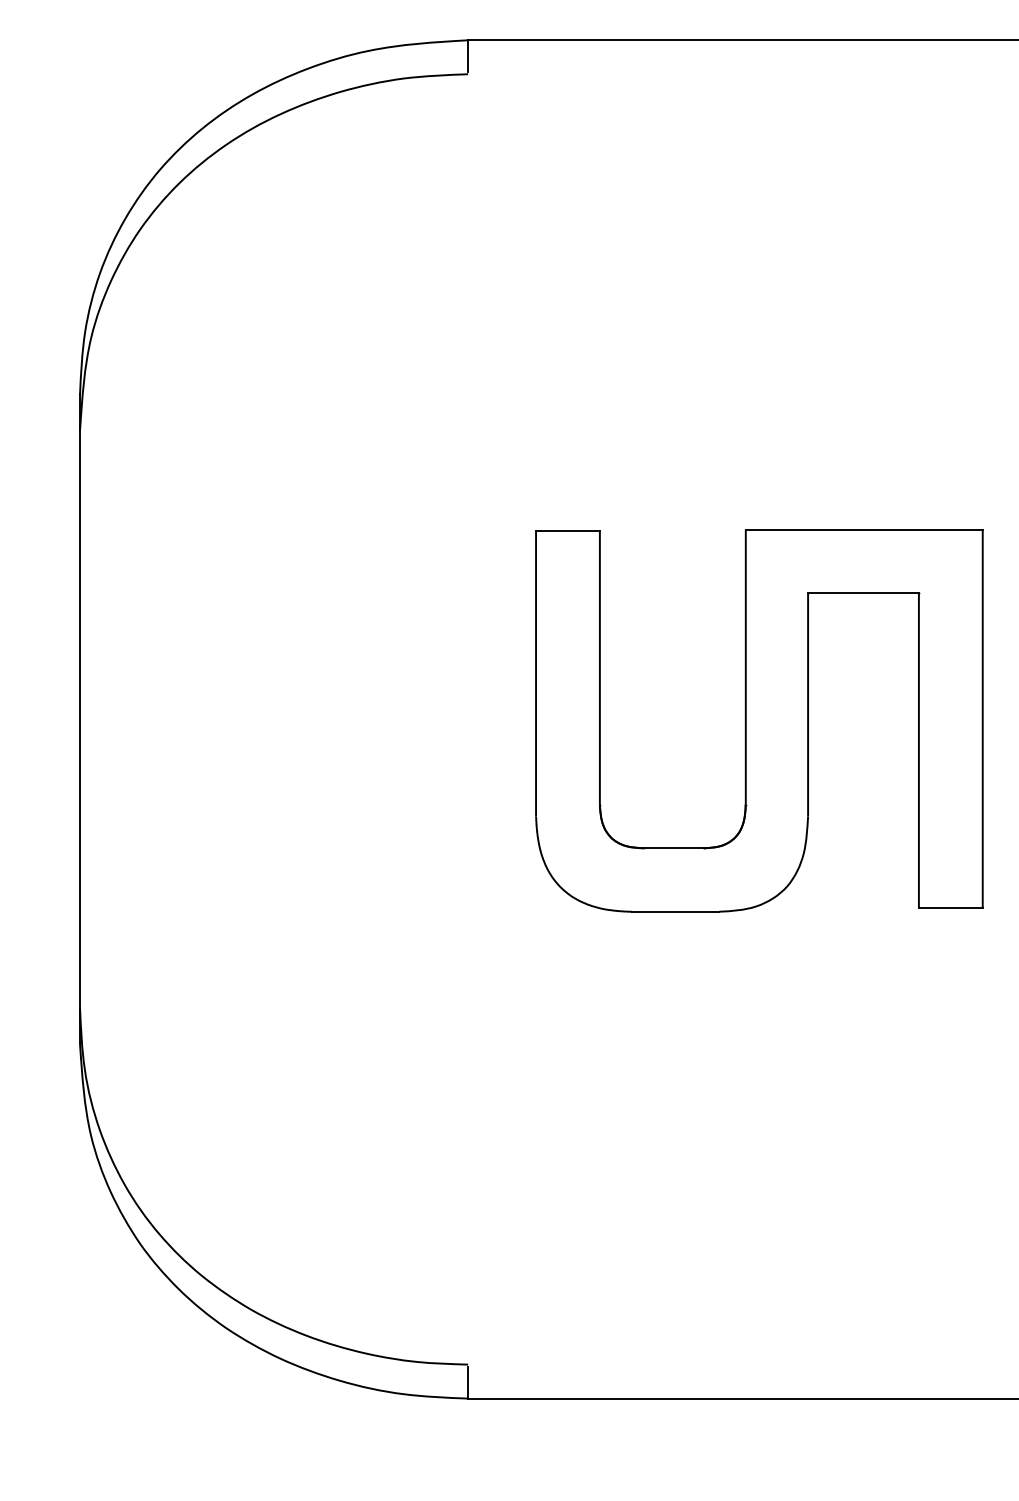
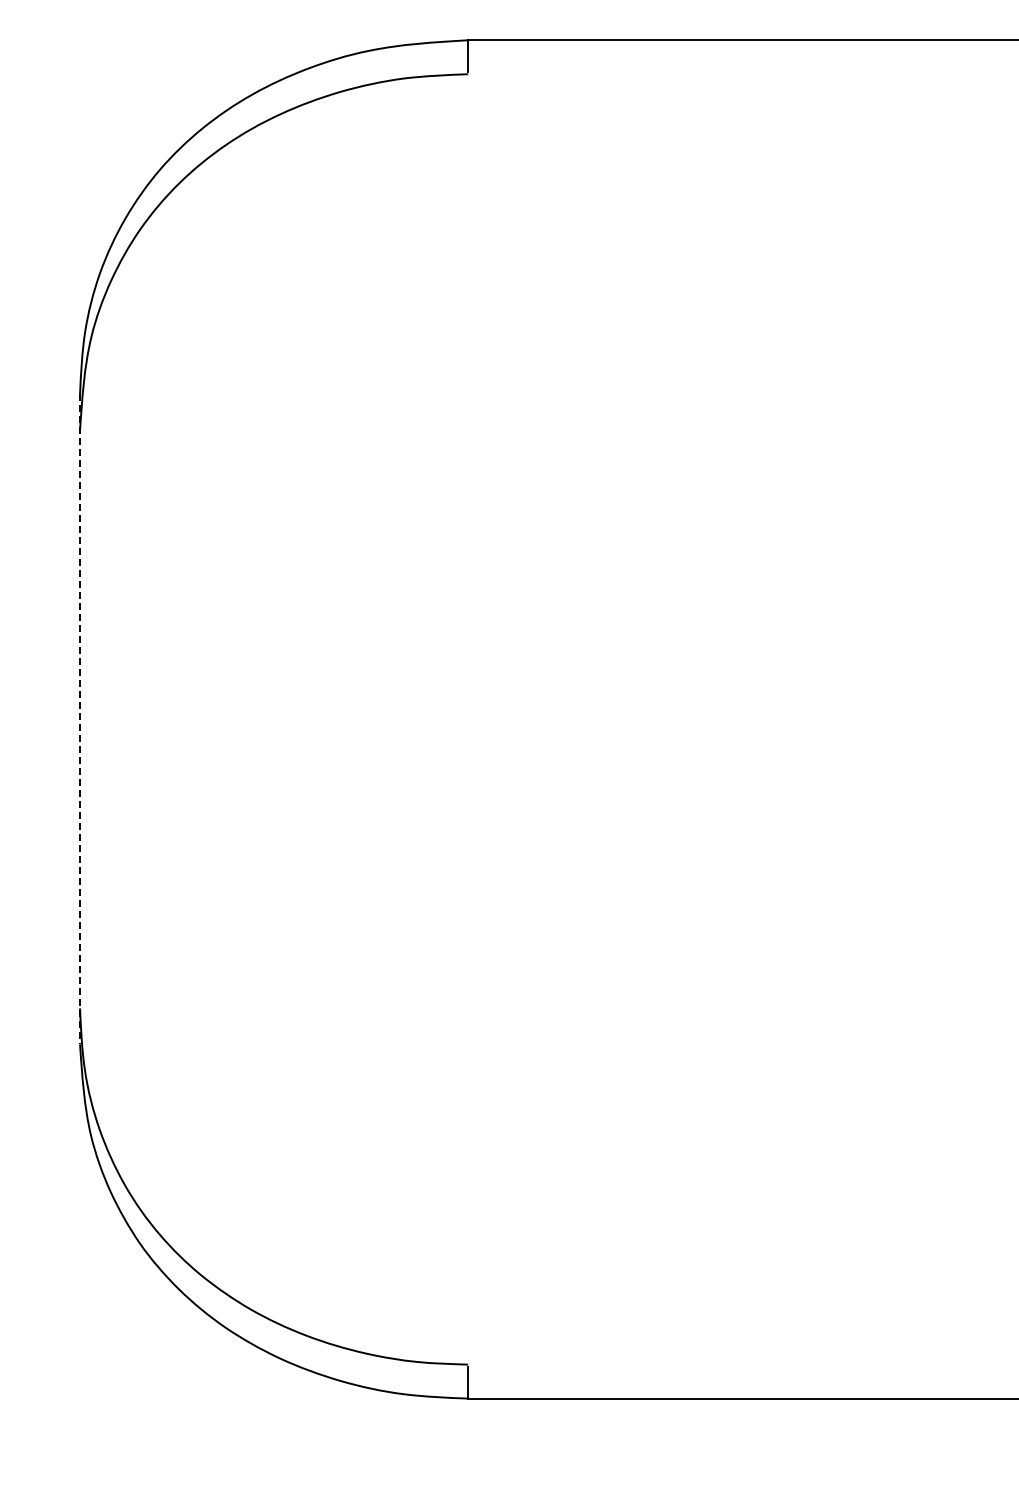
line: solid -> dashed (80, 719)
part: present -> none (759, 720)
